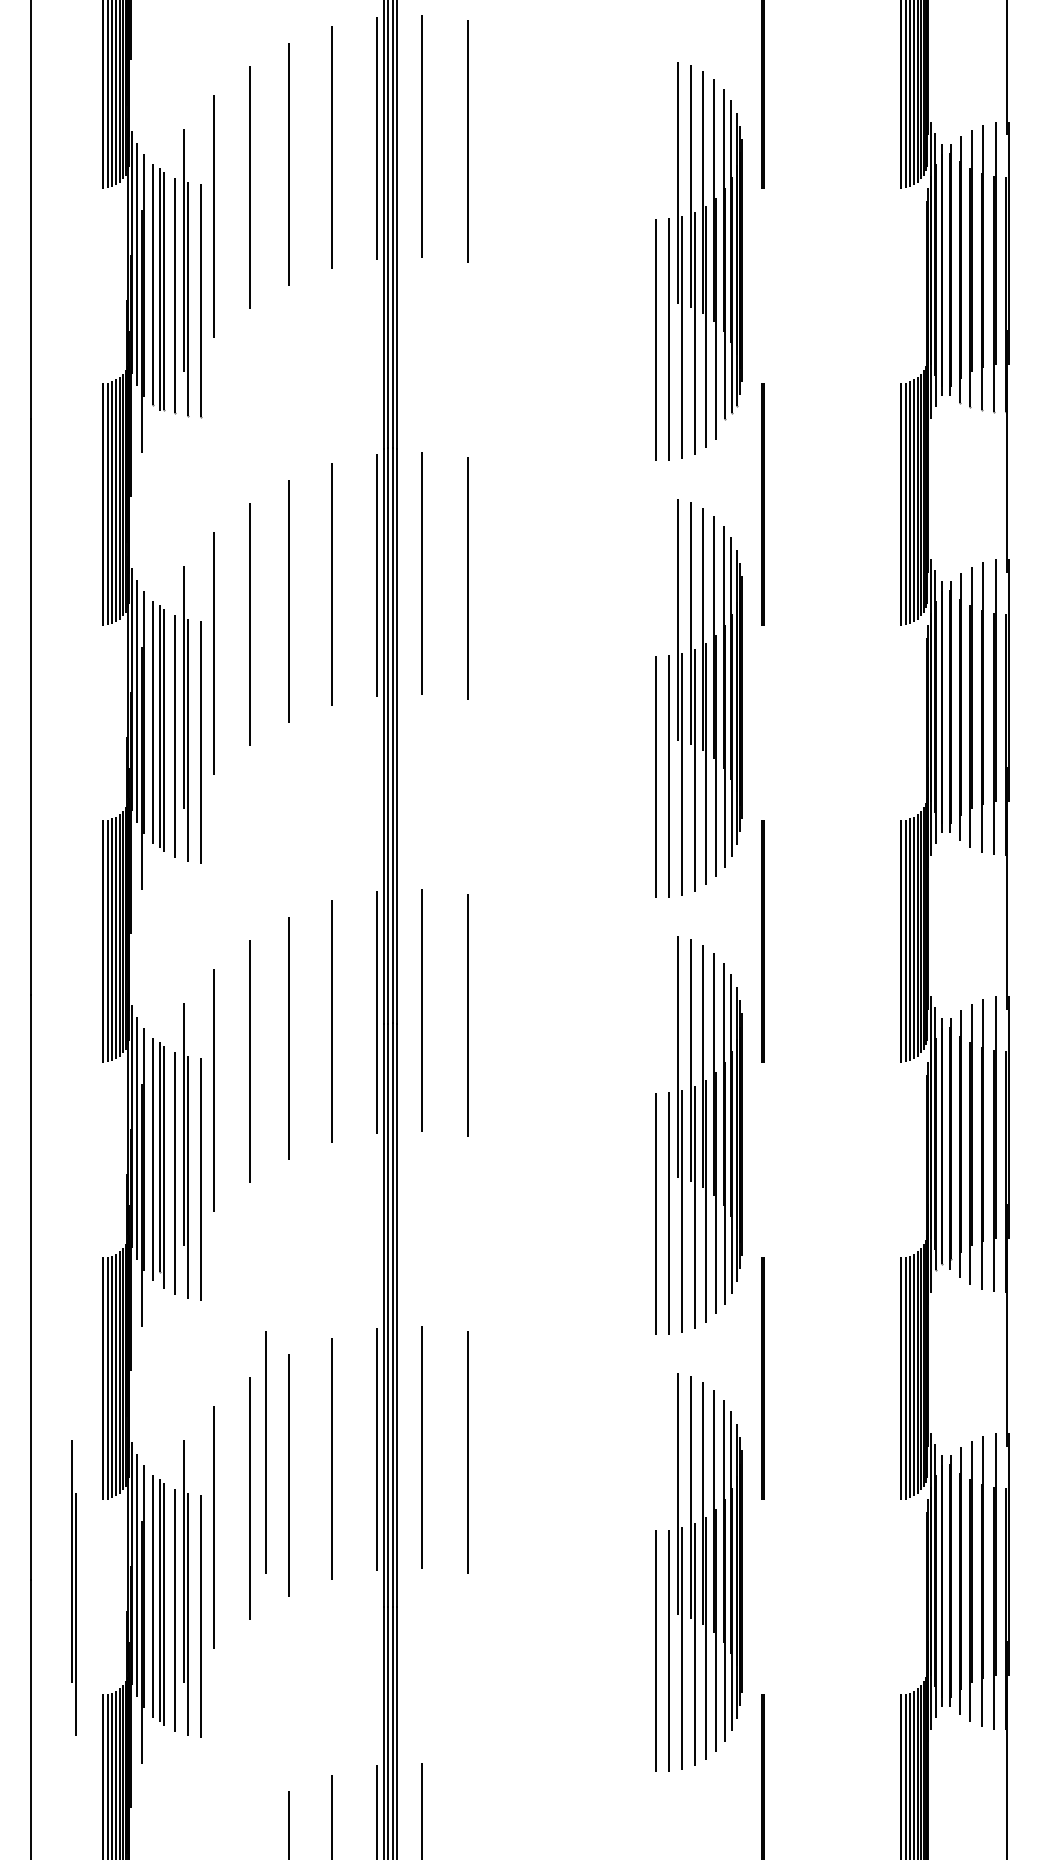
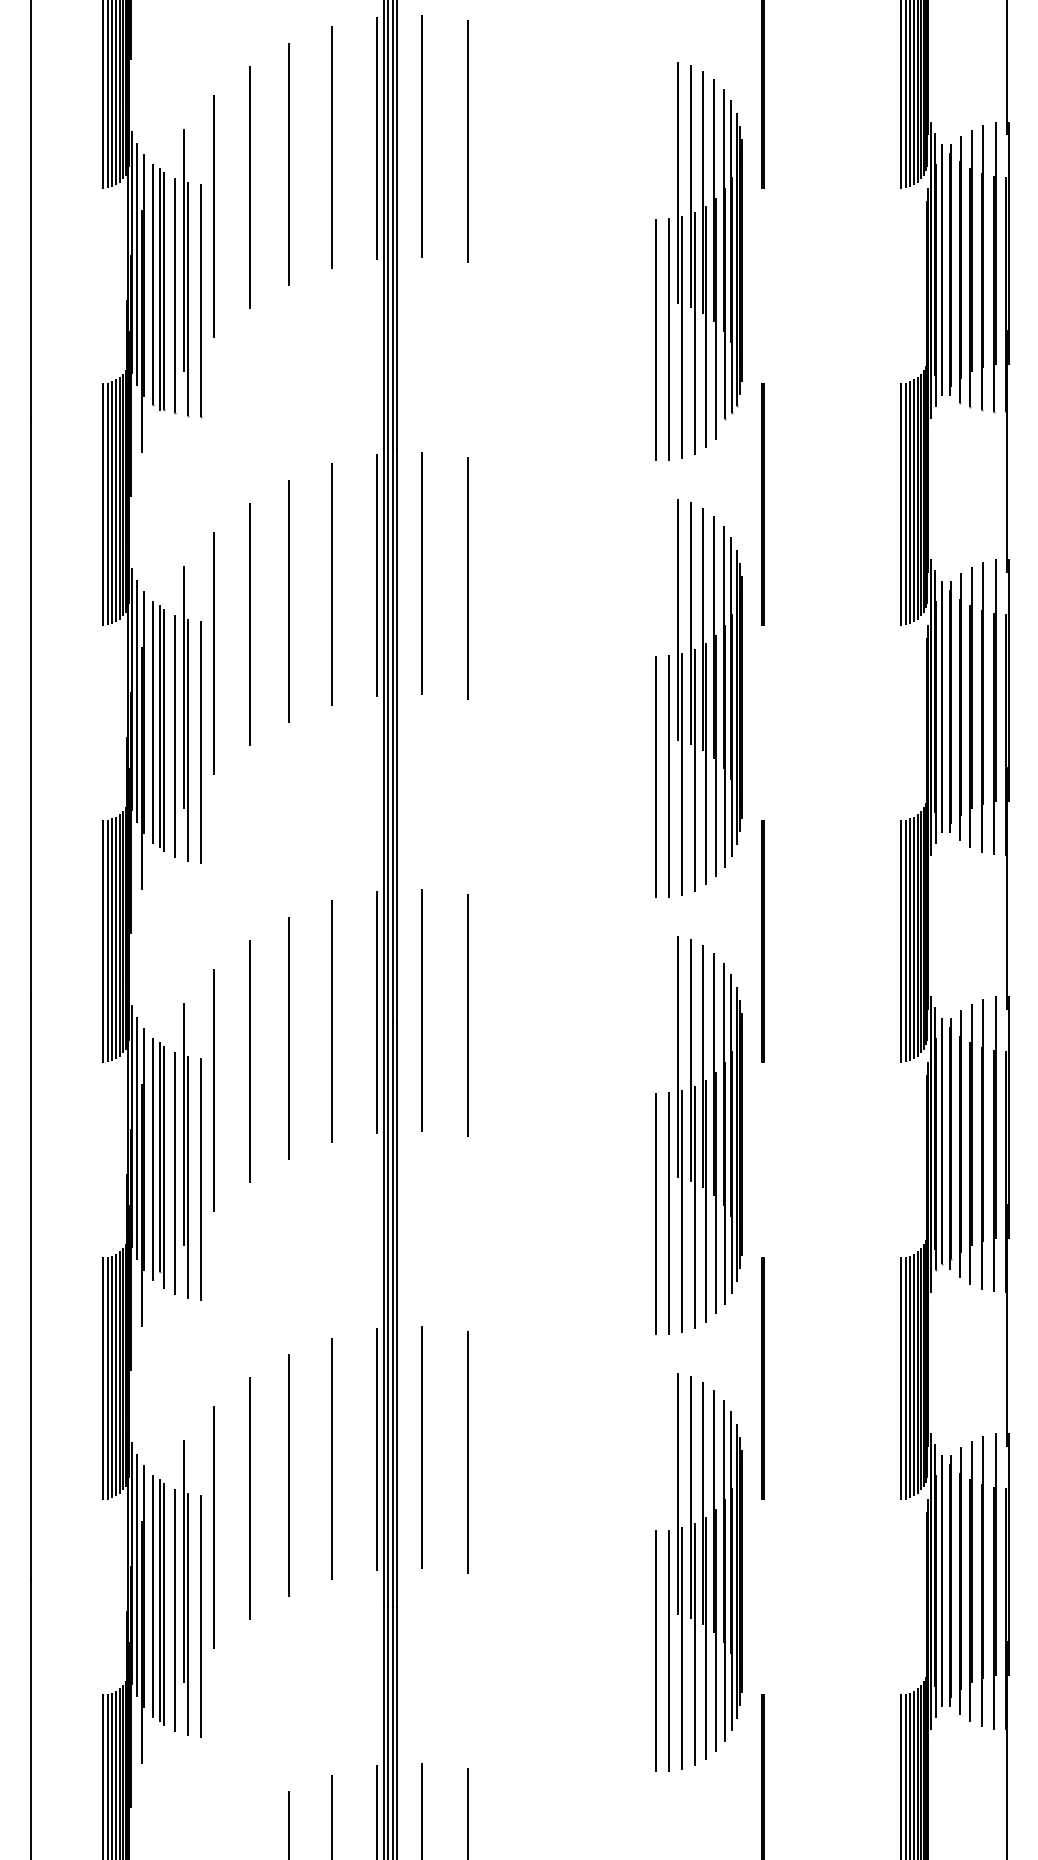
line: present -> none (265, 1452)
part: present -> none (73, 1587)
line: none -> present (467, 1812)
